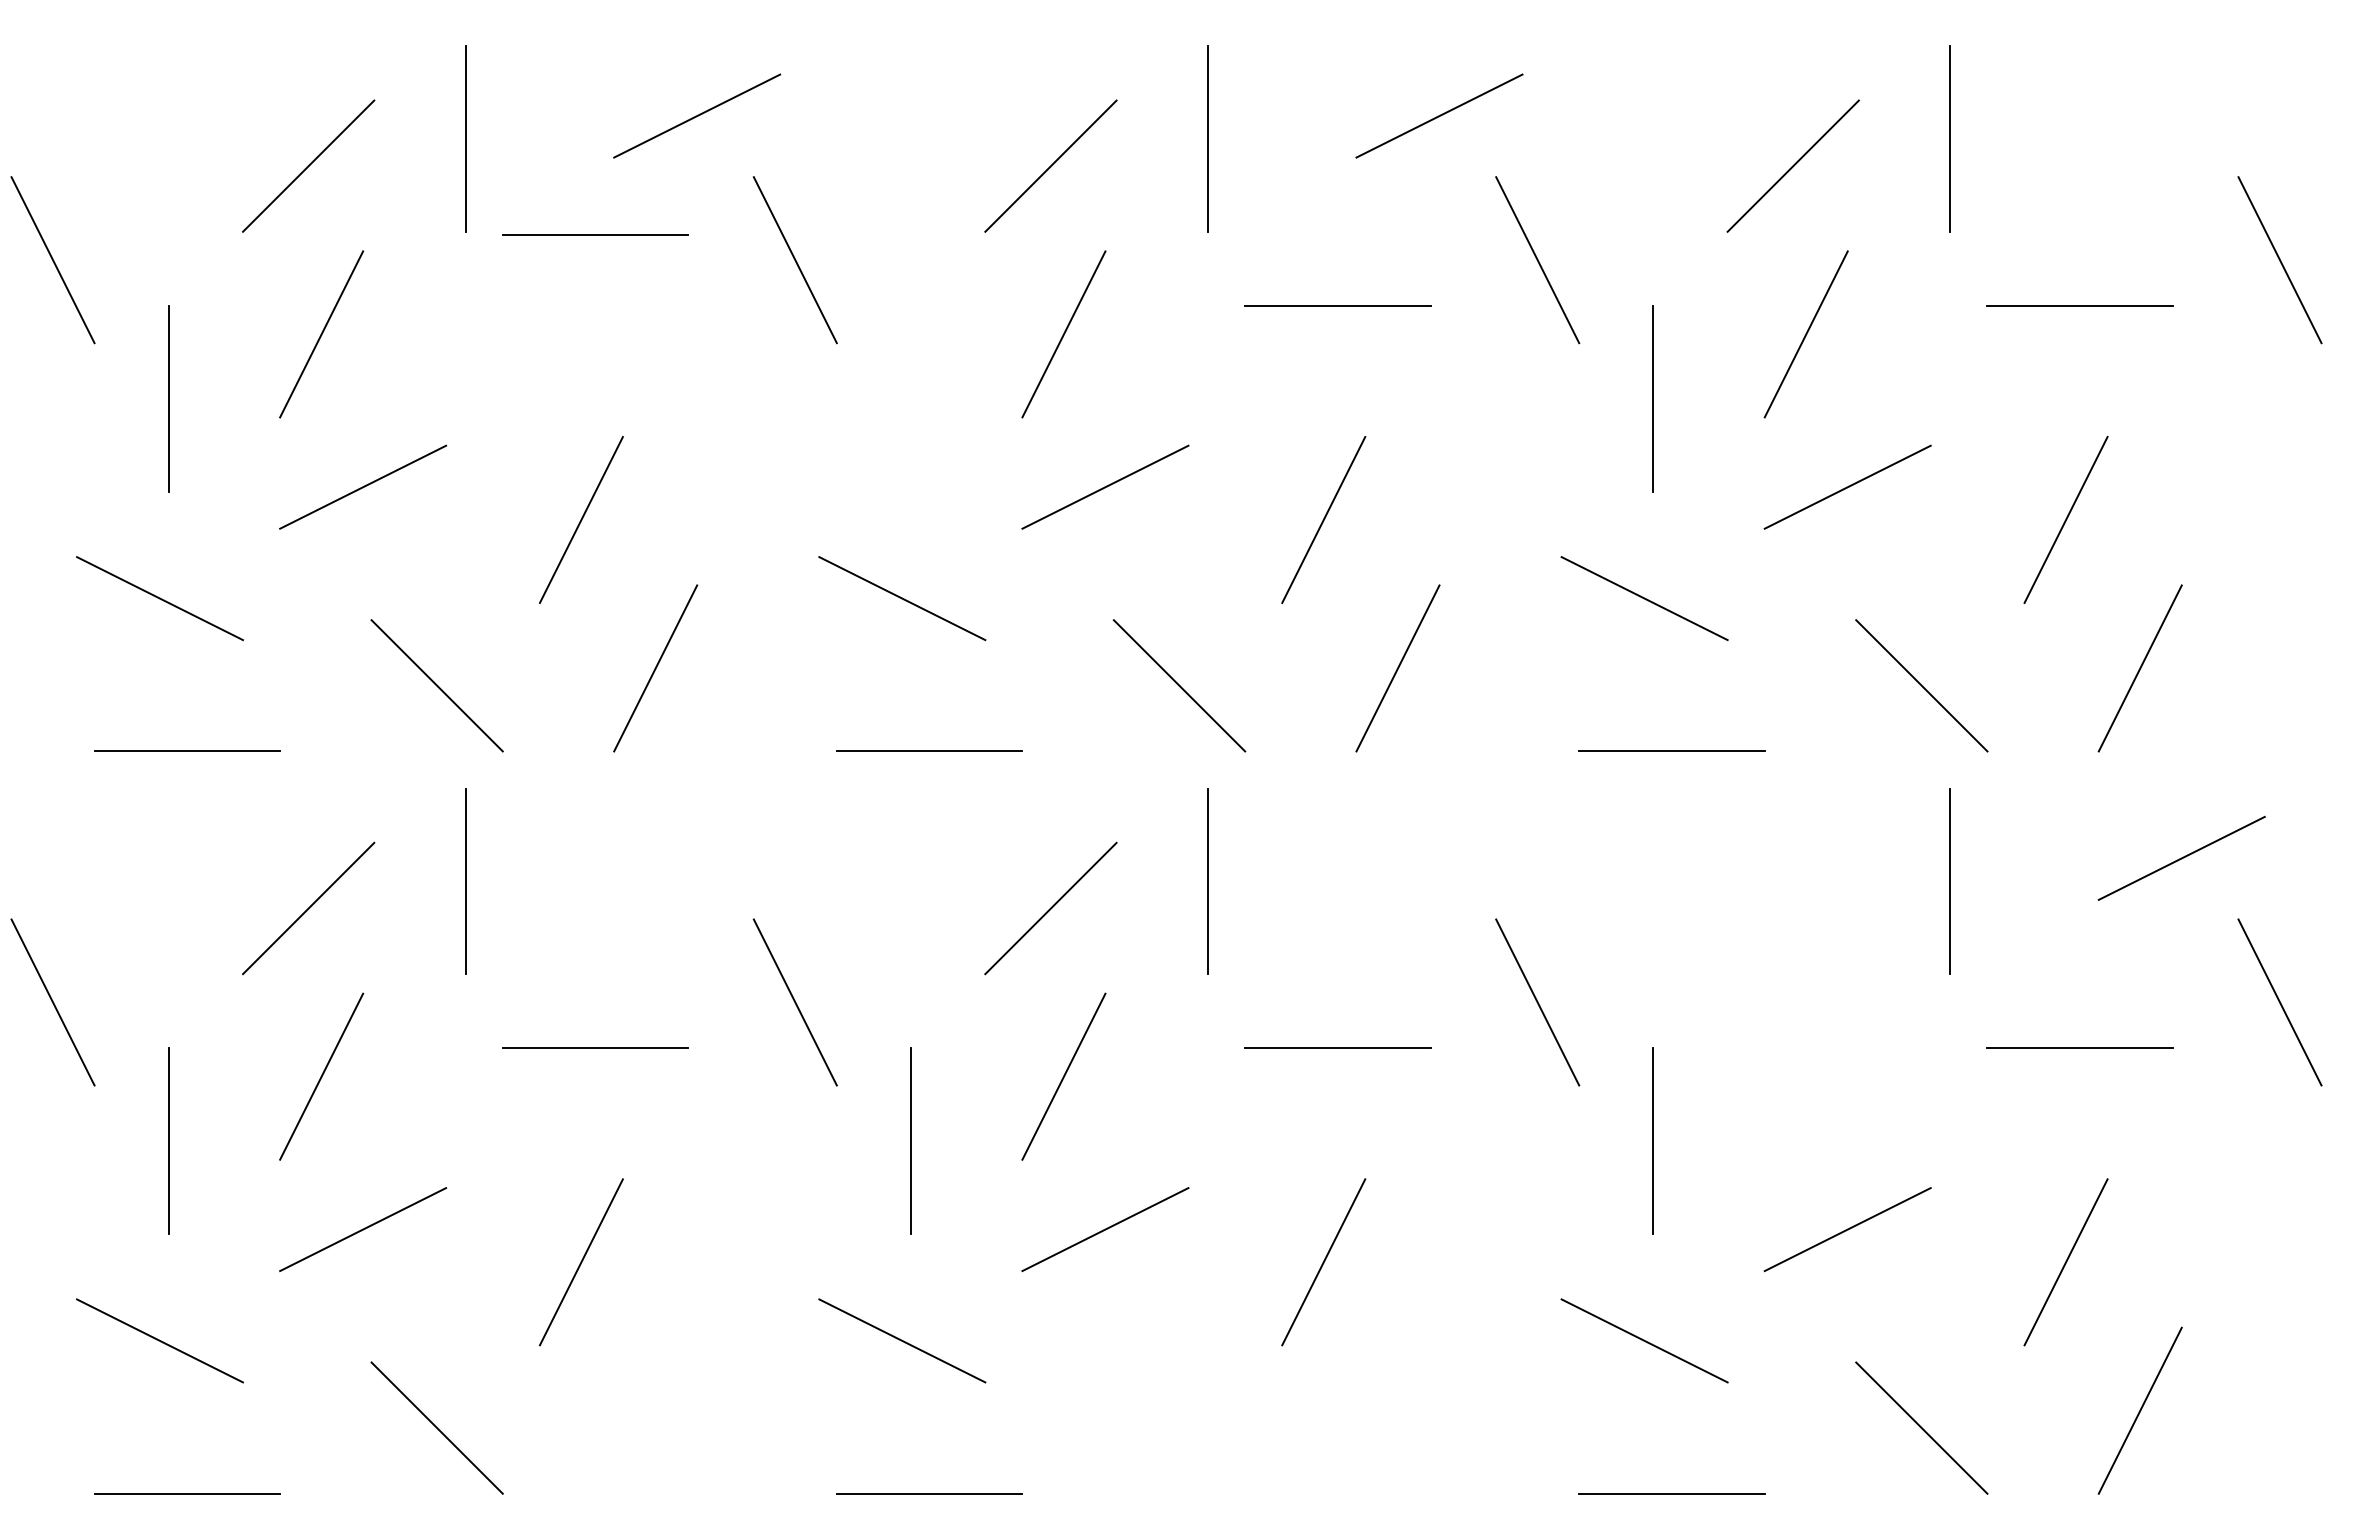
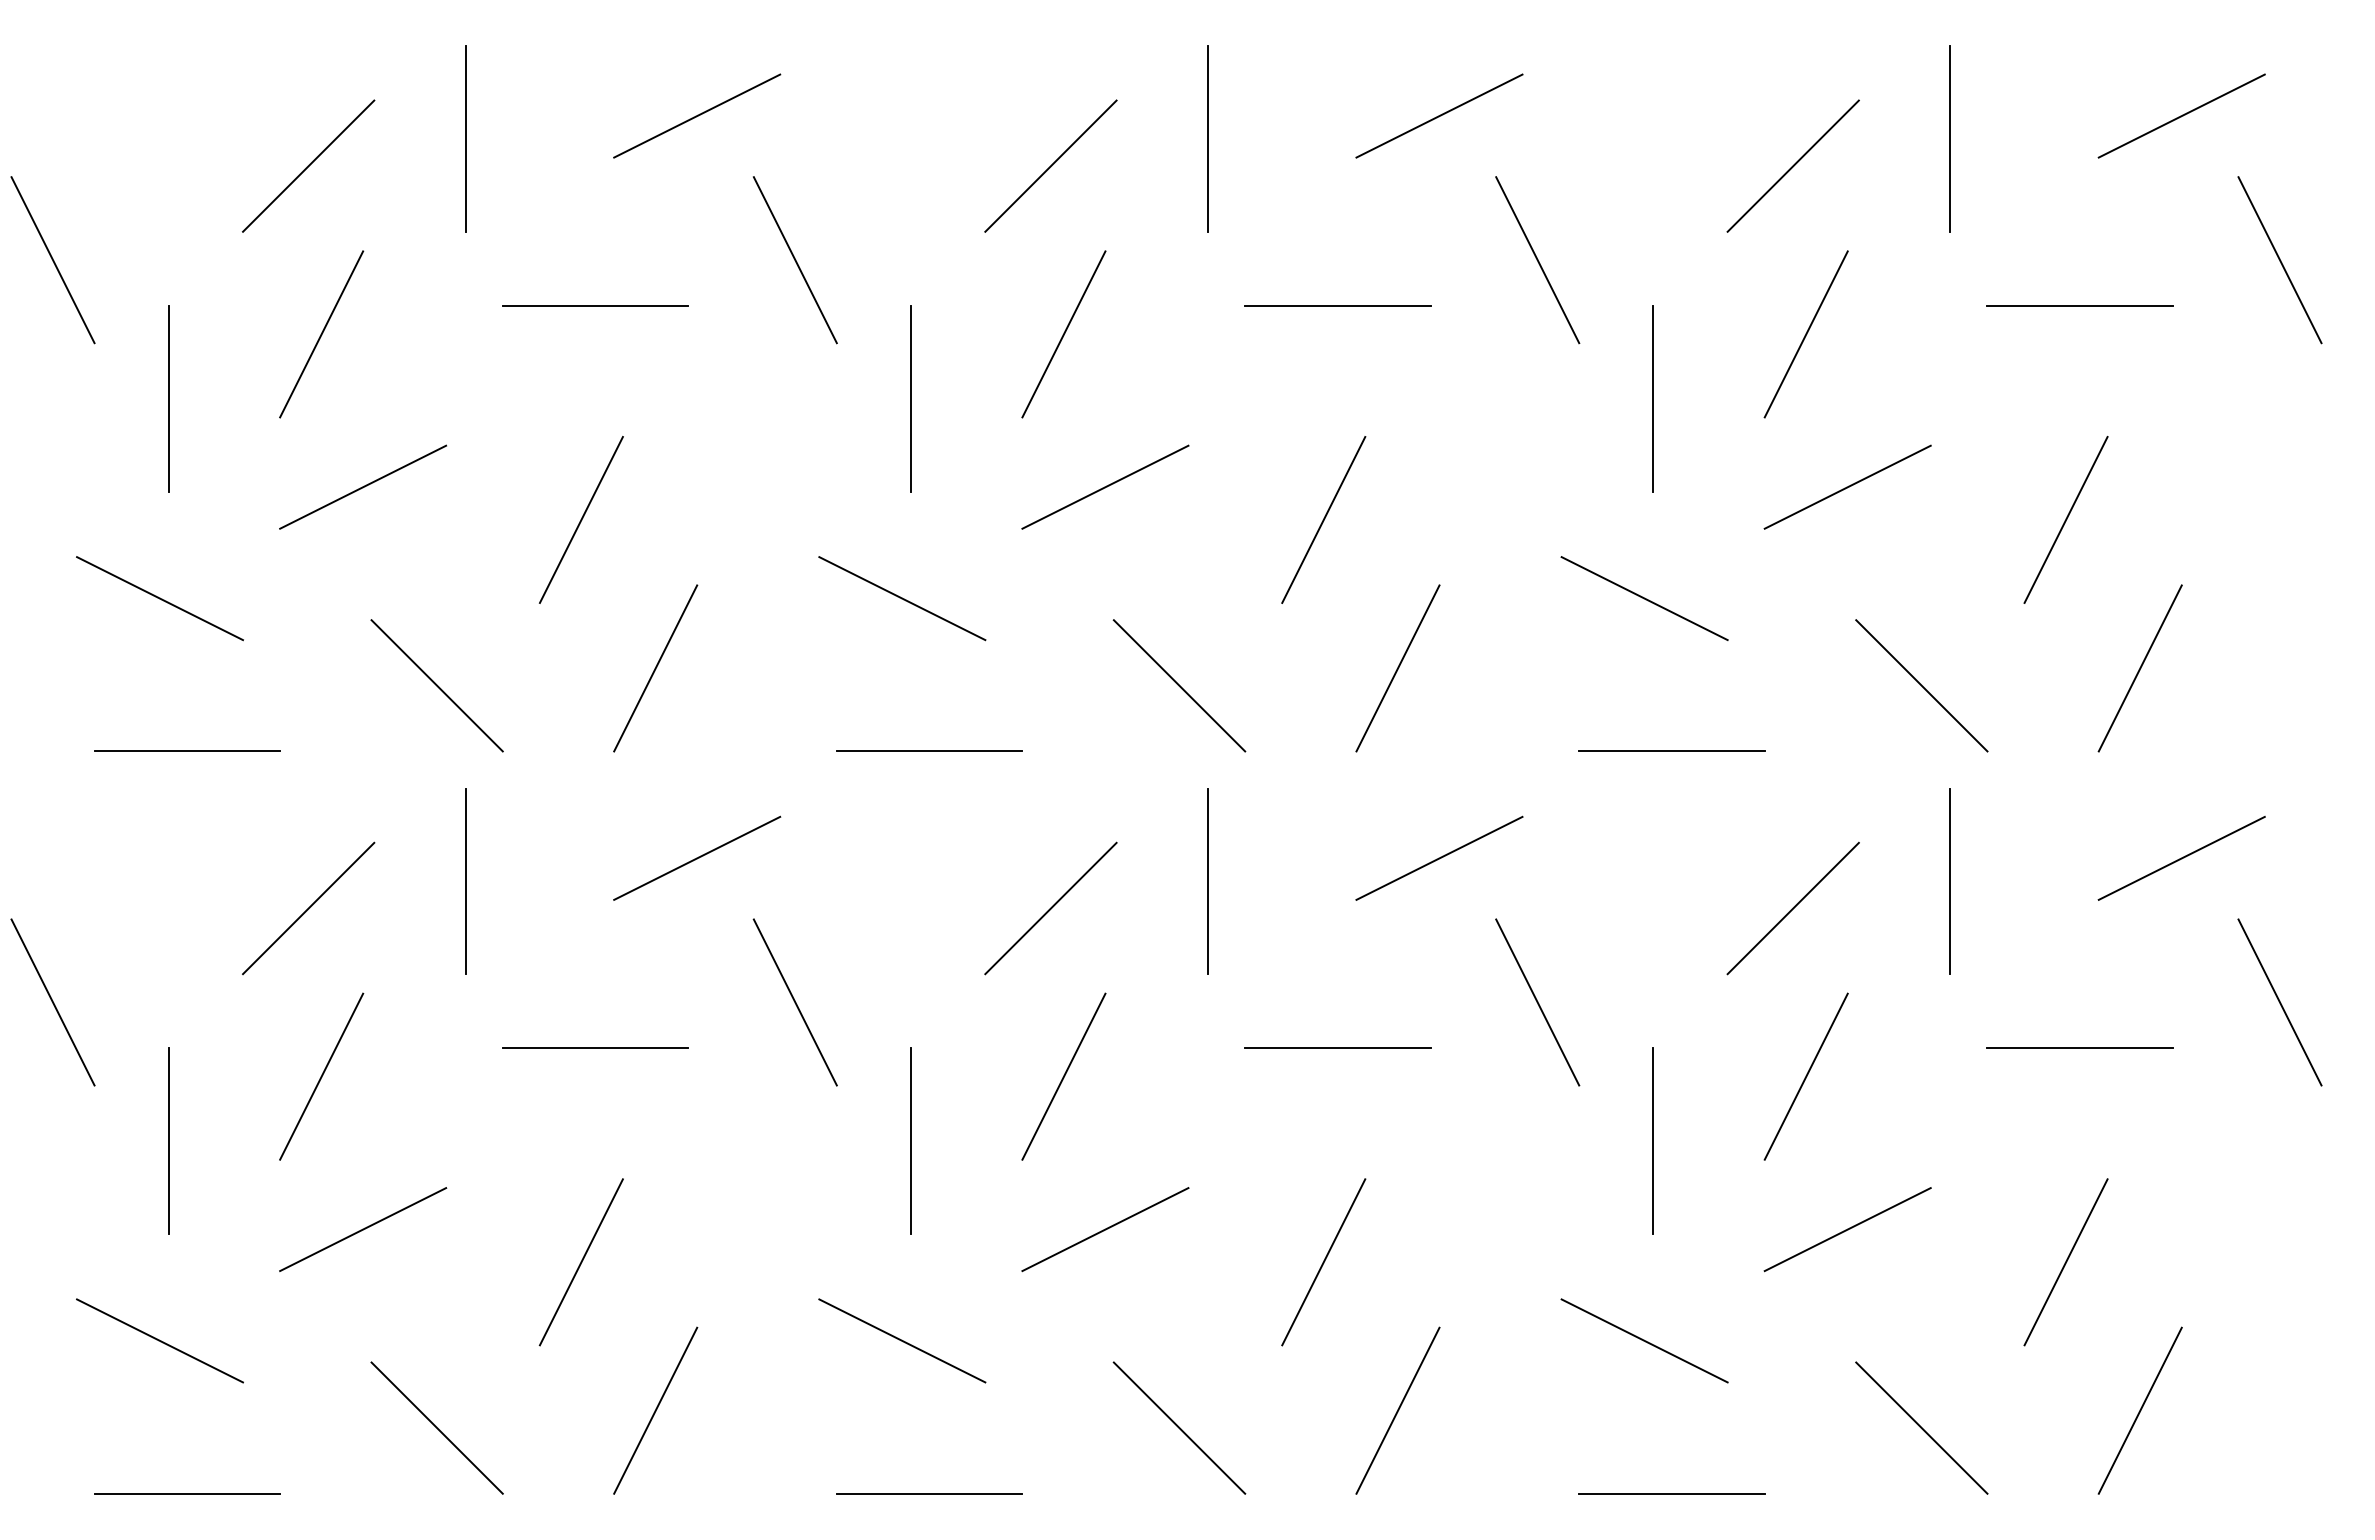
line: none -> present (2181, 115)
line position: (595, 234) -> (595, 305) (595, 305)
line: none -> present (910, 398)
line: none -> present (697, 857)
line: none -> present (1439, 857)
line: none -> present (1792, 908)
line: none -> present (1805, 1076)
line: none -> present (655, 1410)
line: none -> present (1397, 1410)
line: none -> present (1179, 1427)
